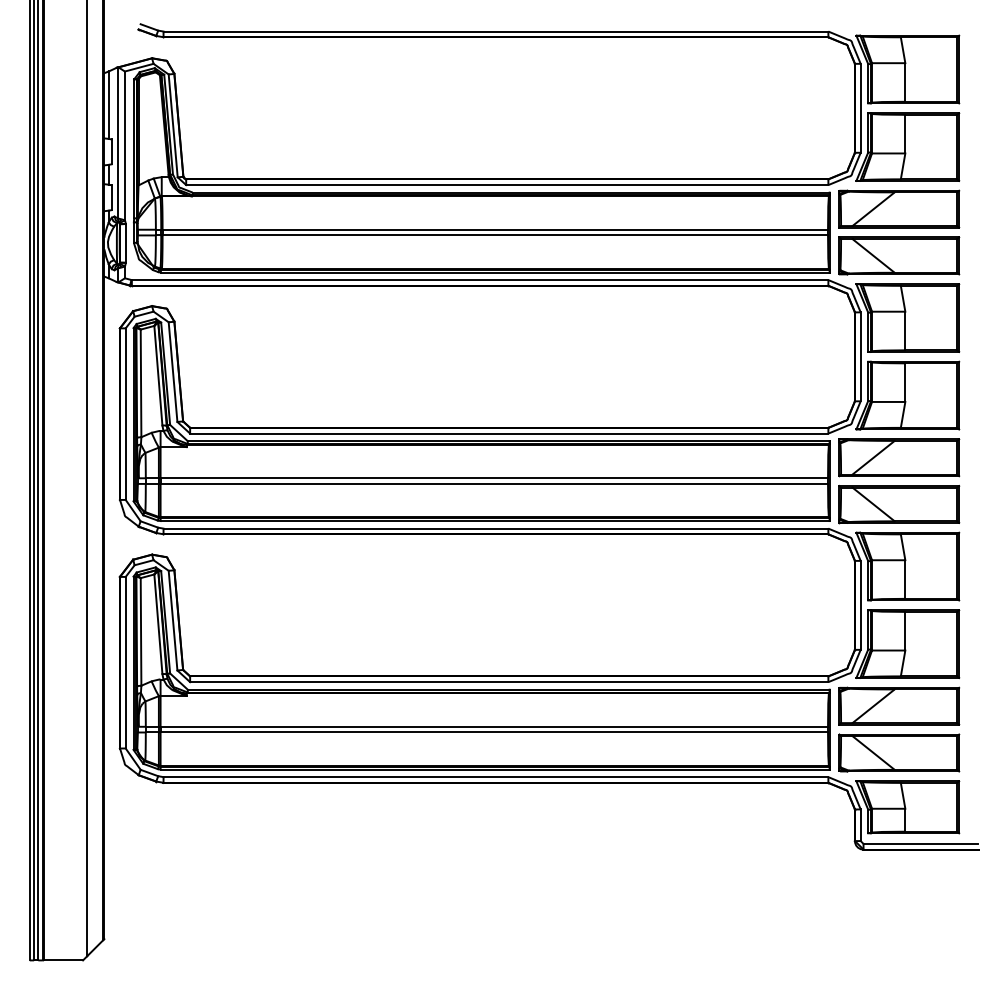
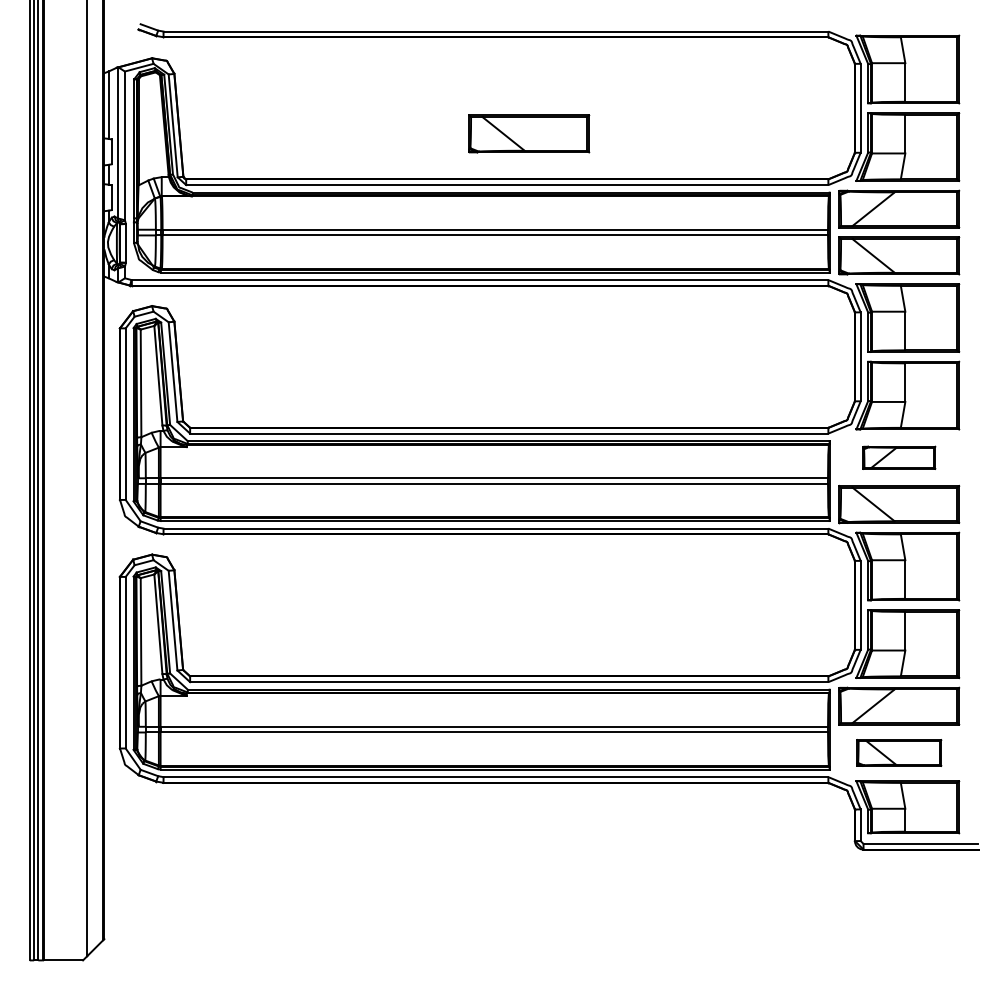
part: none -> present (529, 133)
part size: 123x40 px -> 75x25 px (899, 457)
part size: 123x40 px -> 87x28 px (899, 752)
